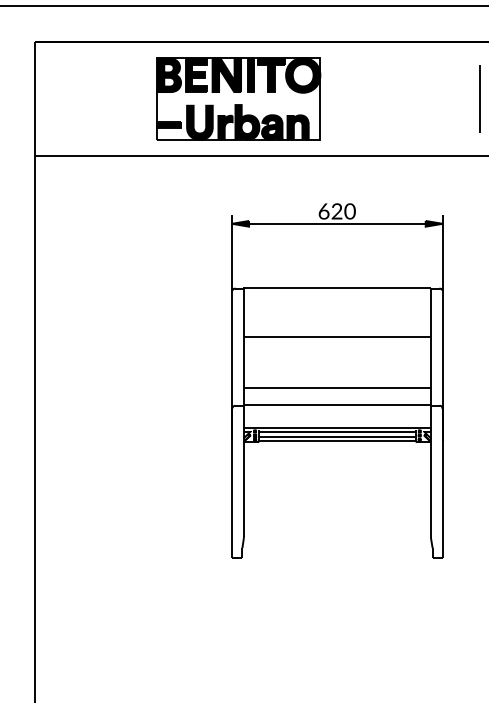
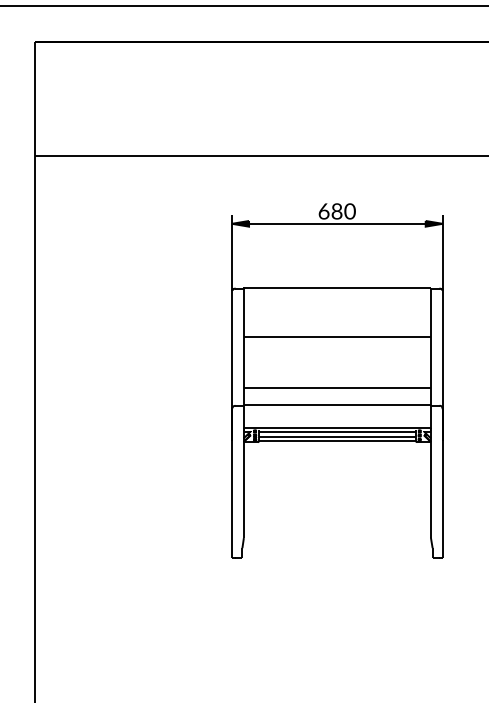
part: present -> none (238, 98)
line: present -> none (479, 98)
text: 620 -> 680 (336, 211)
